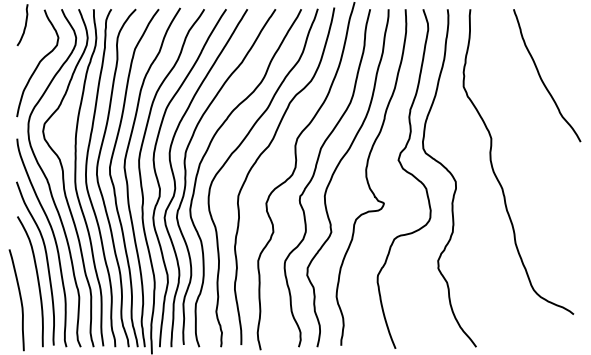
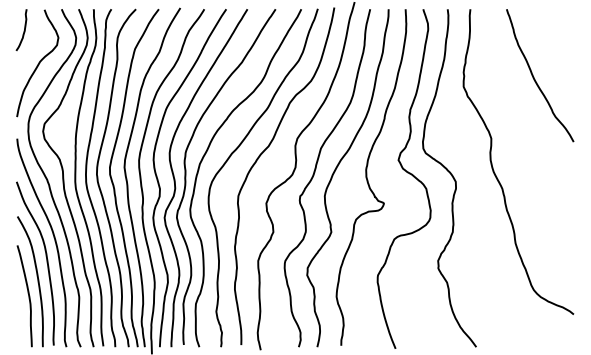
curve position: (24, 25) -> (23, 30) (23, 30)
curve position: (541, 77) -> (534, 77) (534, 77)
curve position: (20, 300) -> (28, 296) (28, 296)
